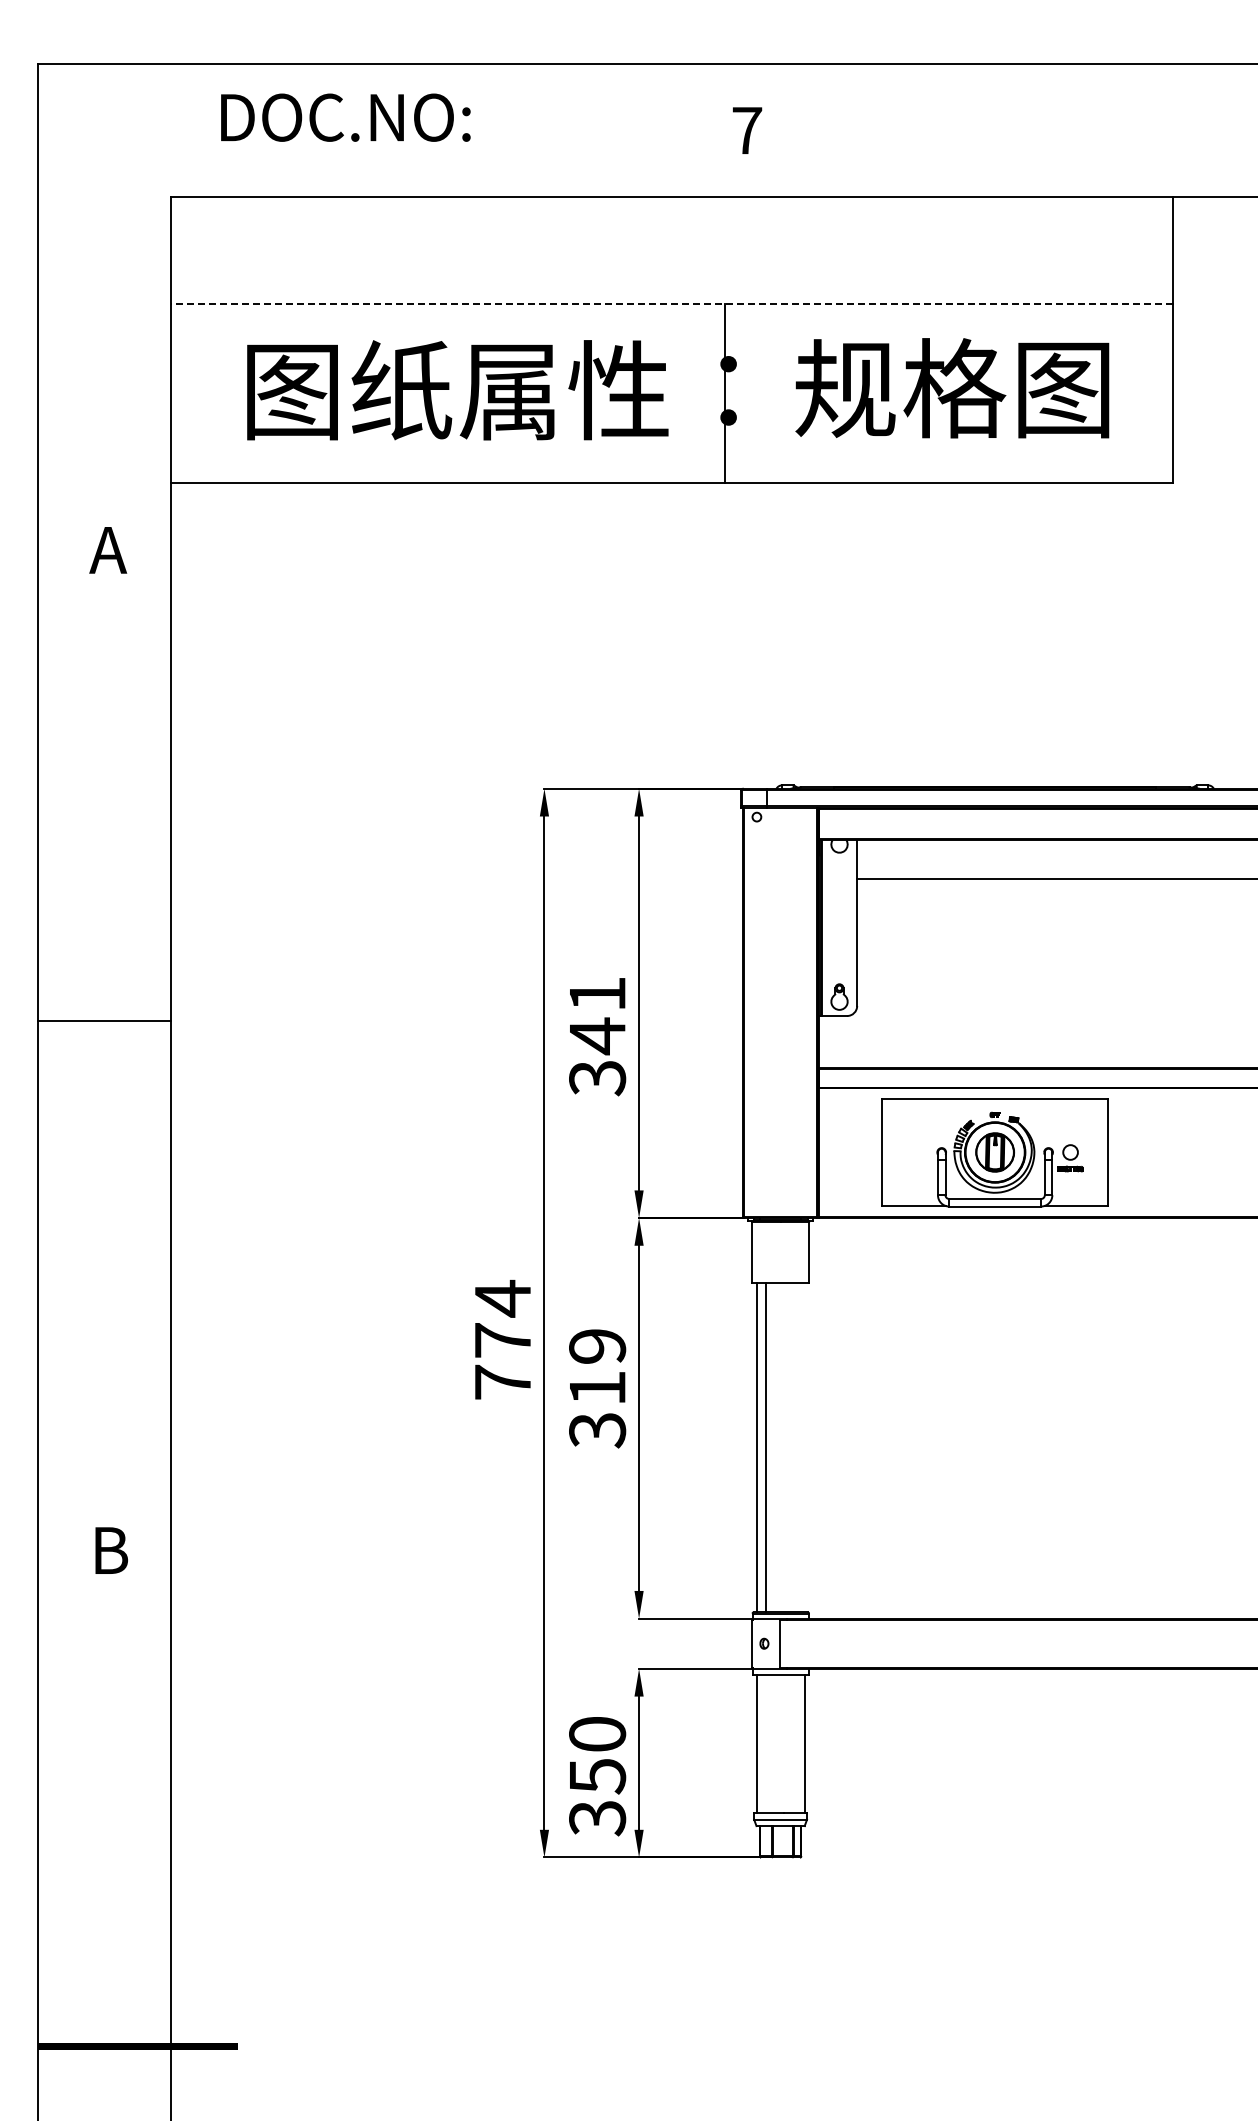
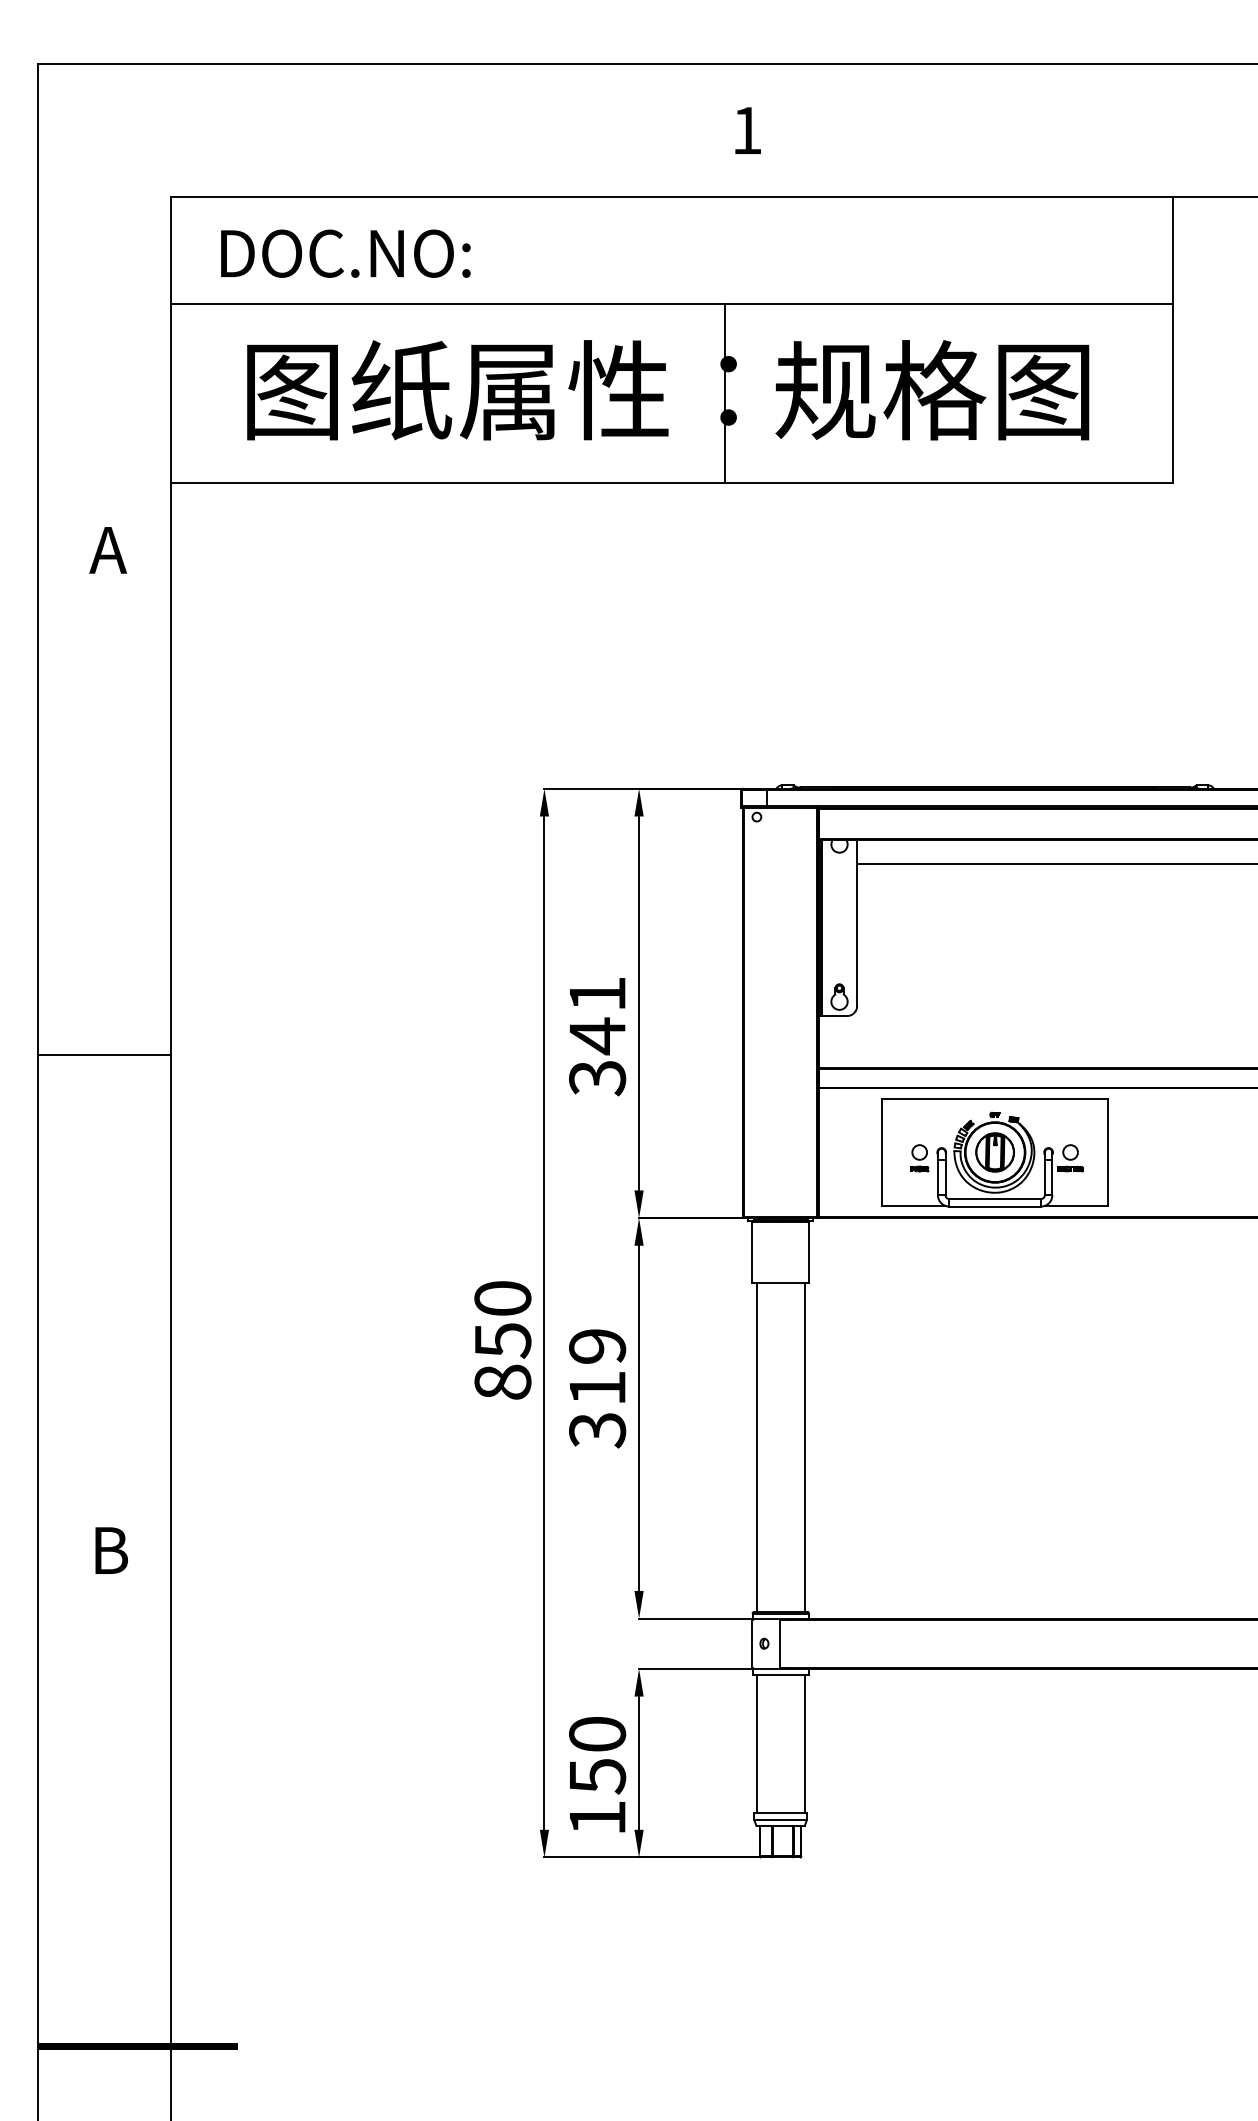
text position: (345, 117) -> (345, 253) (345, 253)
text: 7 -> 1 (747, 130)
line: dashed -> solid (672, 303)
text position: (952, 388) -> (932, 390) (932, 390)
line position: (1055, 879) -> (1055, 864) (1055, 864)
line position: (104, 1021) -> (104, 1055) (104, 1055)
part: none -> present (919, 1158)
text: 774 -> 850 (502, 1339)
line position: (765, 1447) -> (804, 1447) (804, 1447)
text: 350 -> 150 (597, 1818)
